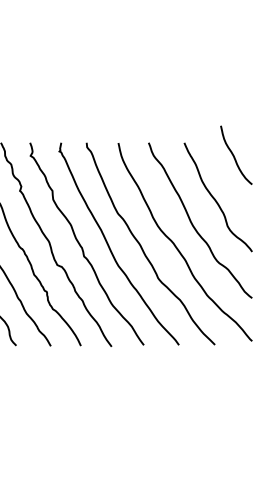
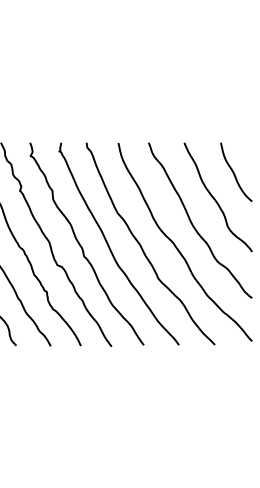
curve position: (234, 155) -> (234, 172) (234, 172)
